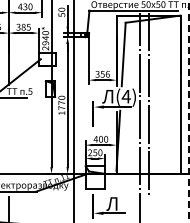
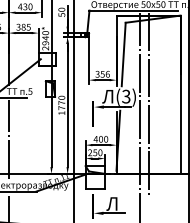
text: (4) -> (3) (125, 96)
line: dashed -> solid (189, 111)
line: none -> present (8, 139)
